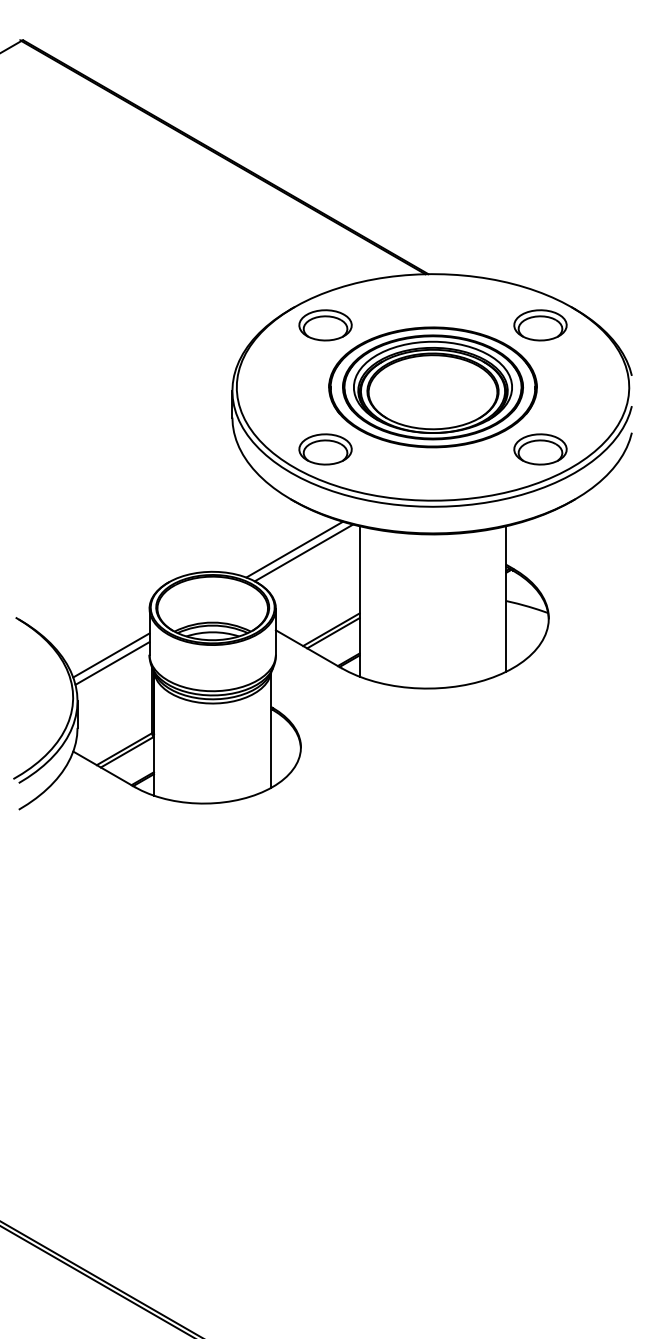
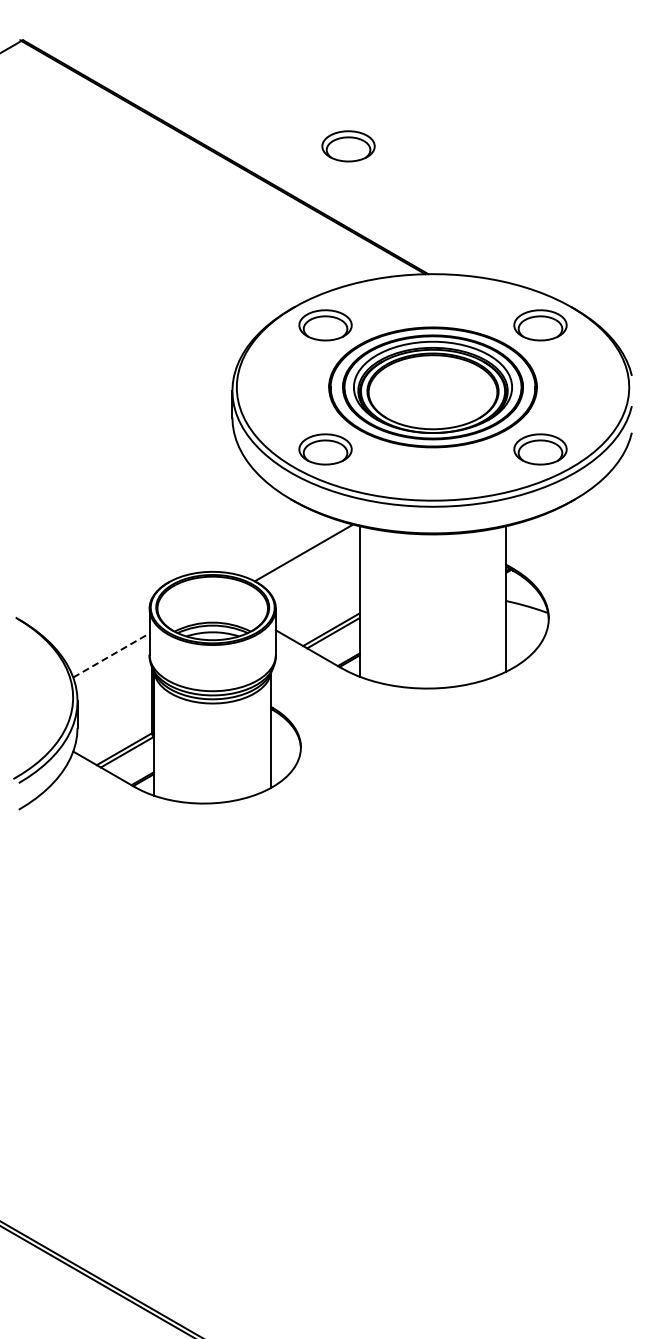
part: none -> present (348, 146)
line: present -> none (294, 549)
line: solid -> dashed (111, 655)
line: present -> none (112, 663)
